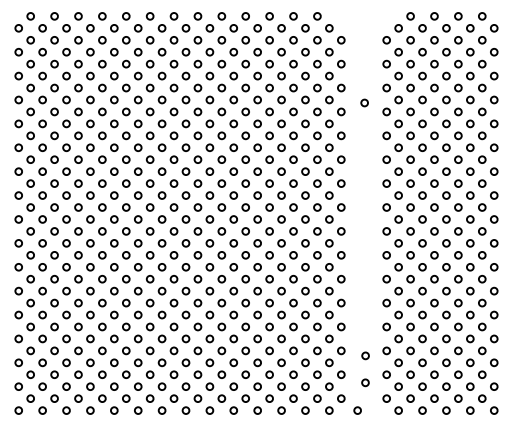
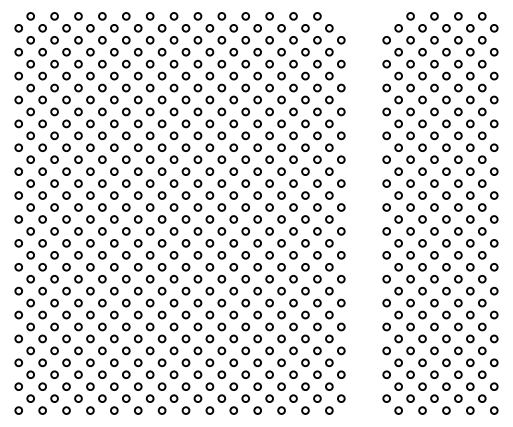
circle: present -> none (364, 102)
circle: present -> none (365, 355)
circle: present -> none (365, 382)
circle: present -> none (357, 410)
